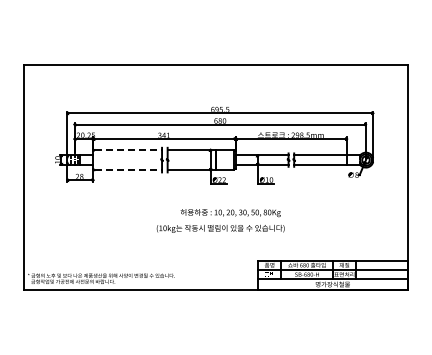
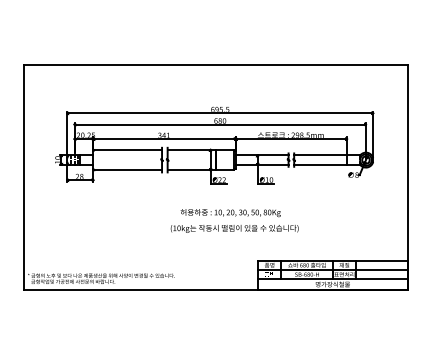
line: dashed -> solid (129, 149)
line: dashed -> solid (129, 170)
text position: (220, 228) -> (234, 228) (234, 228)
